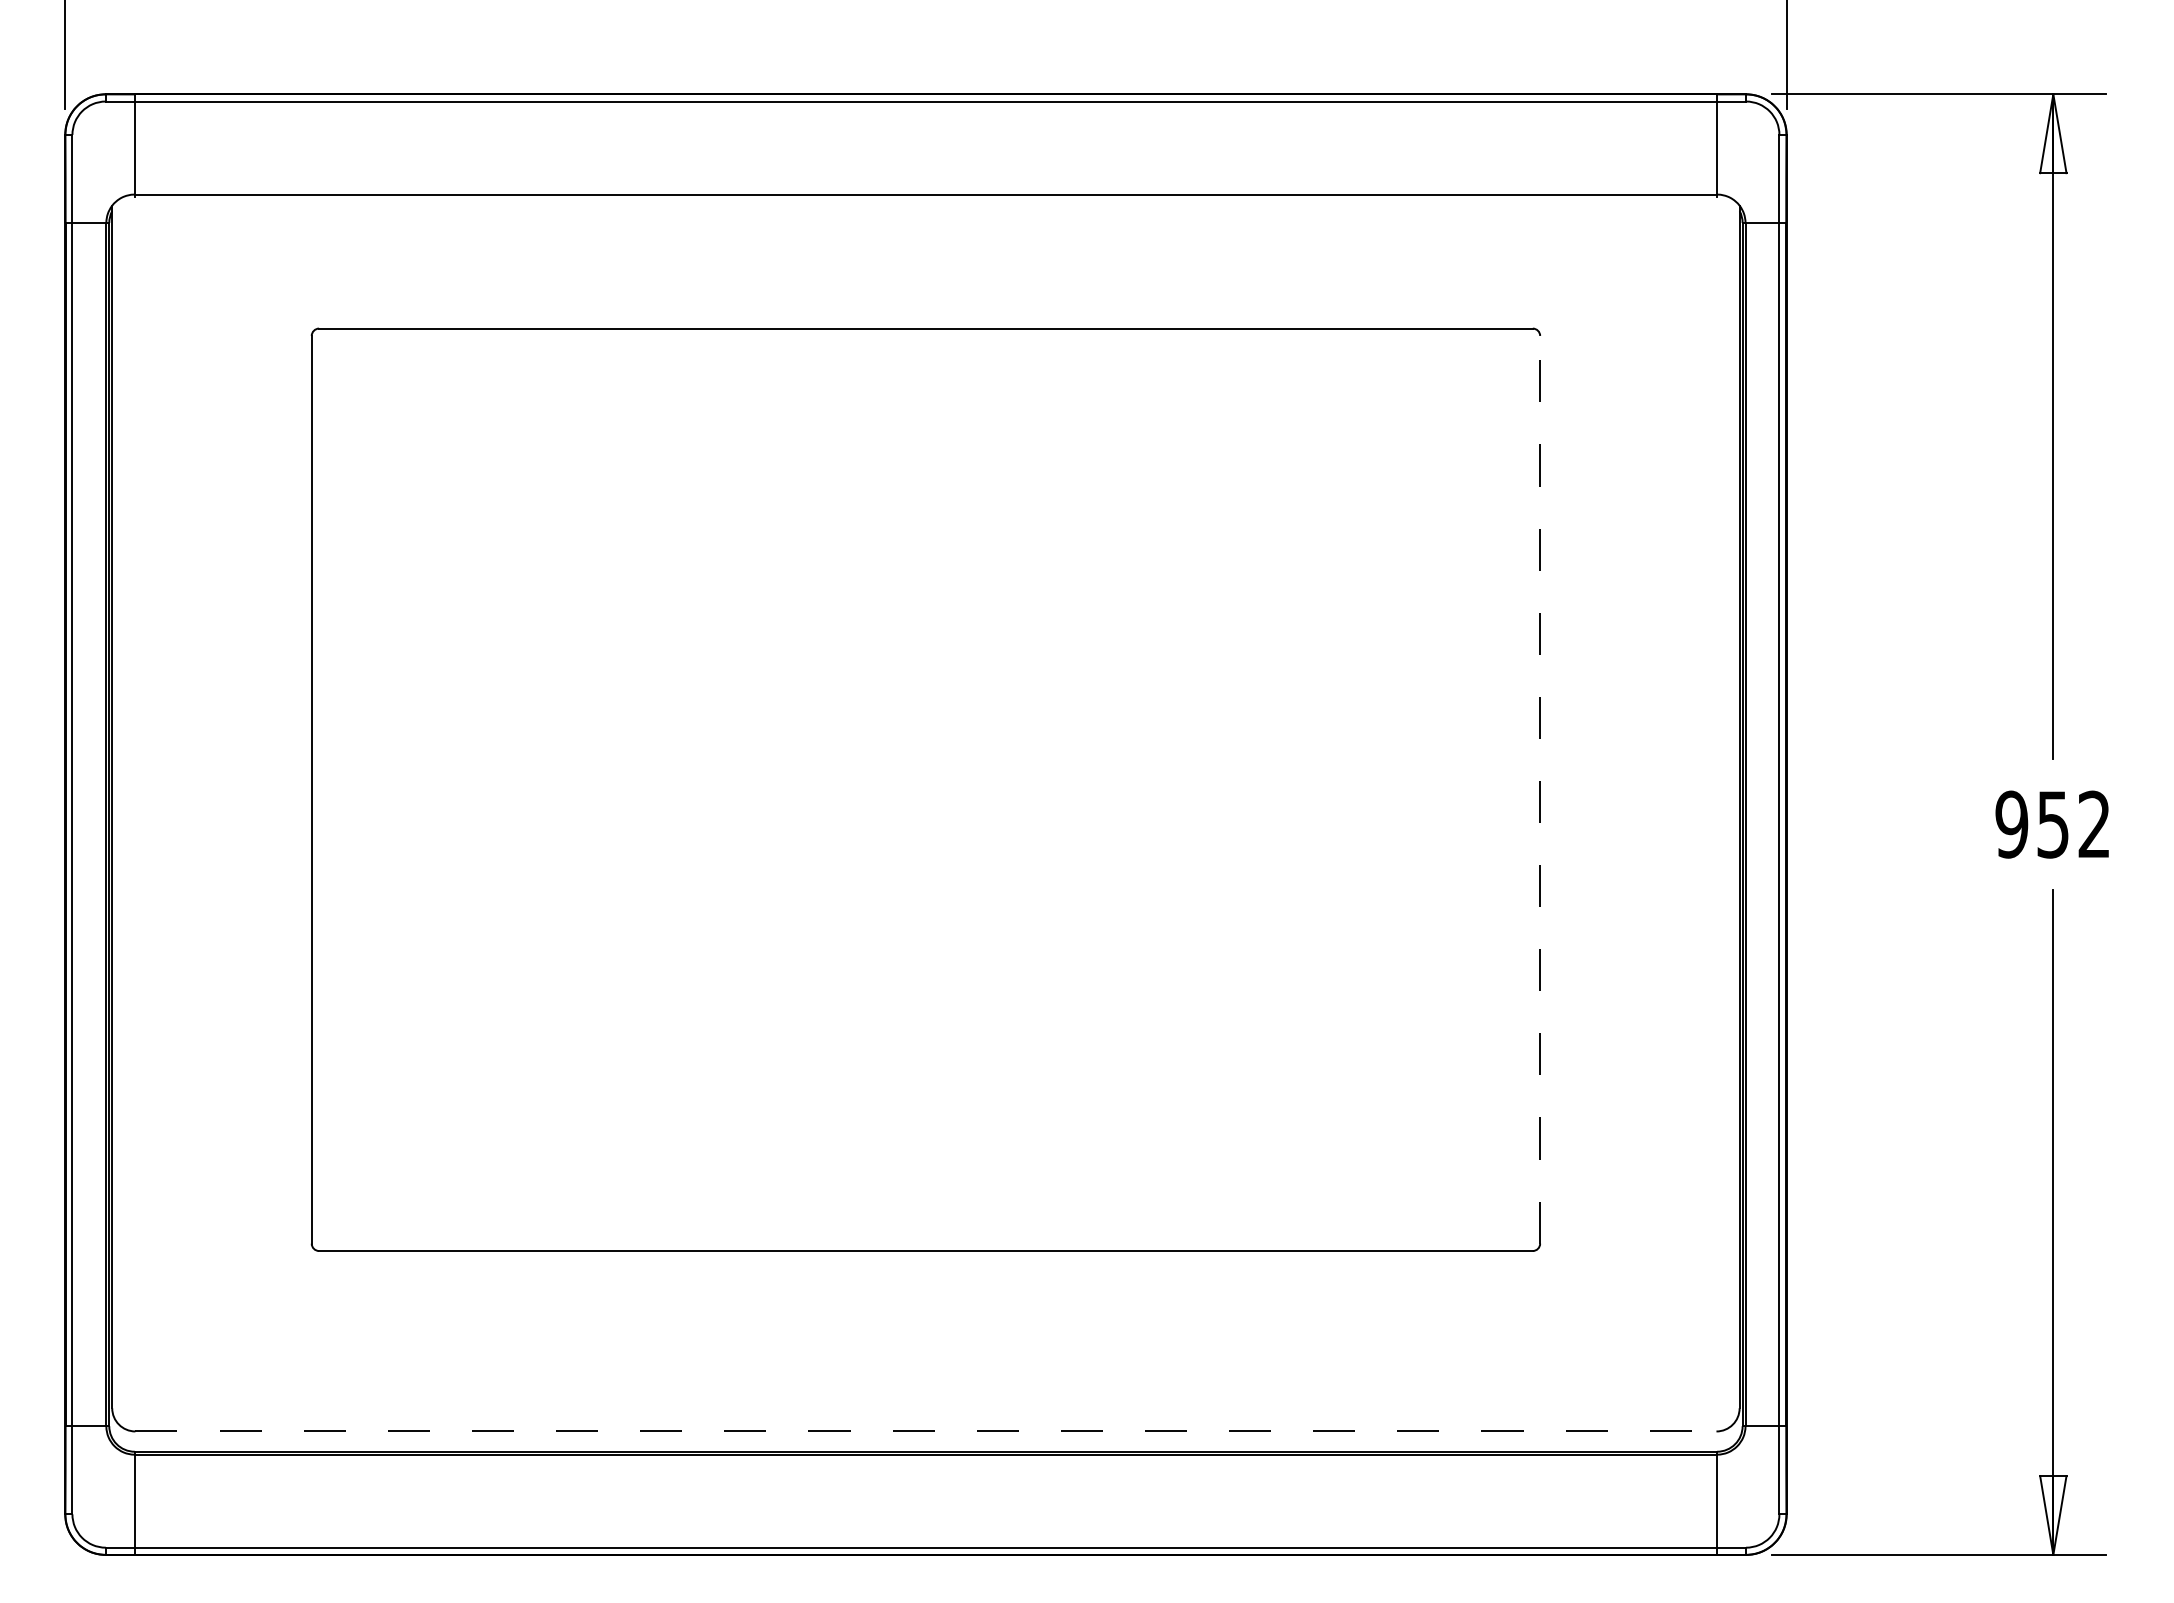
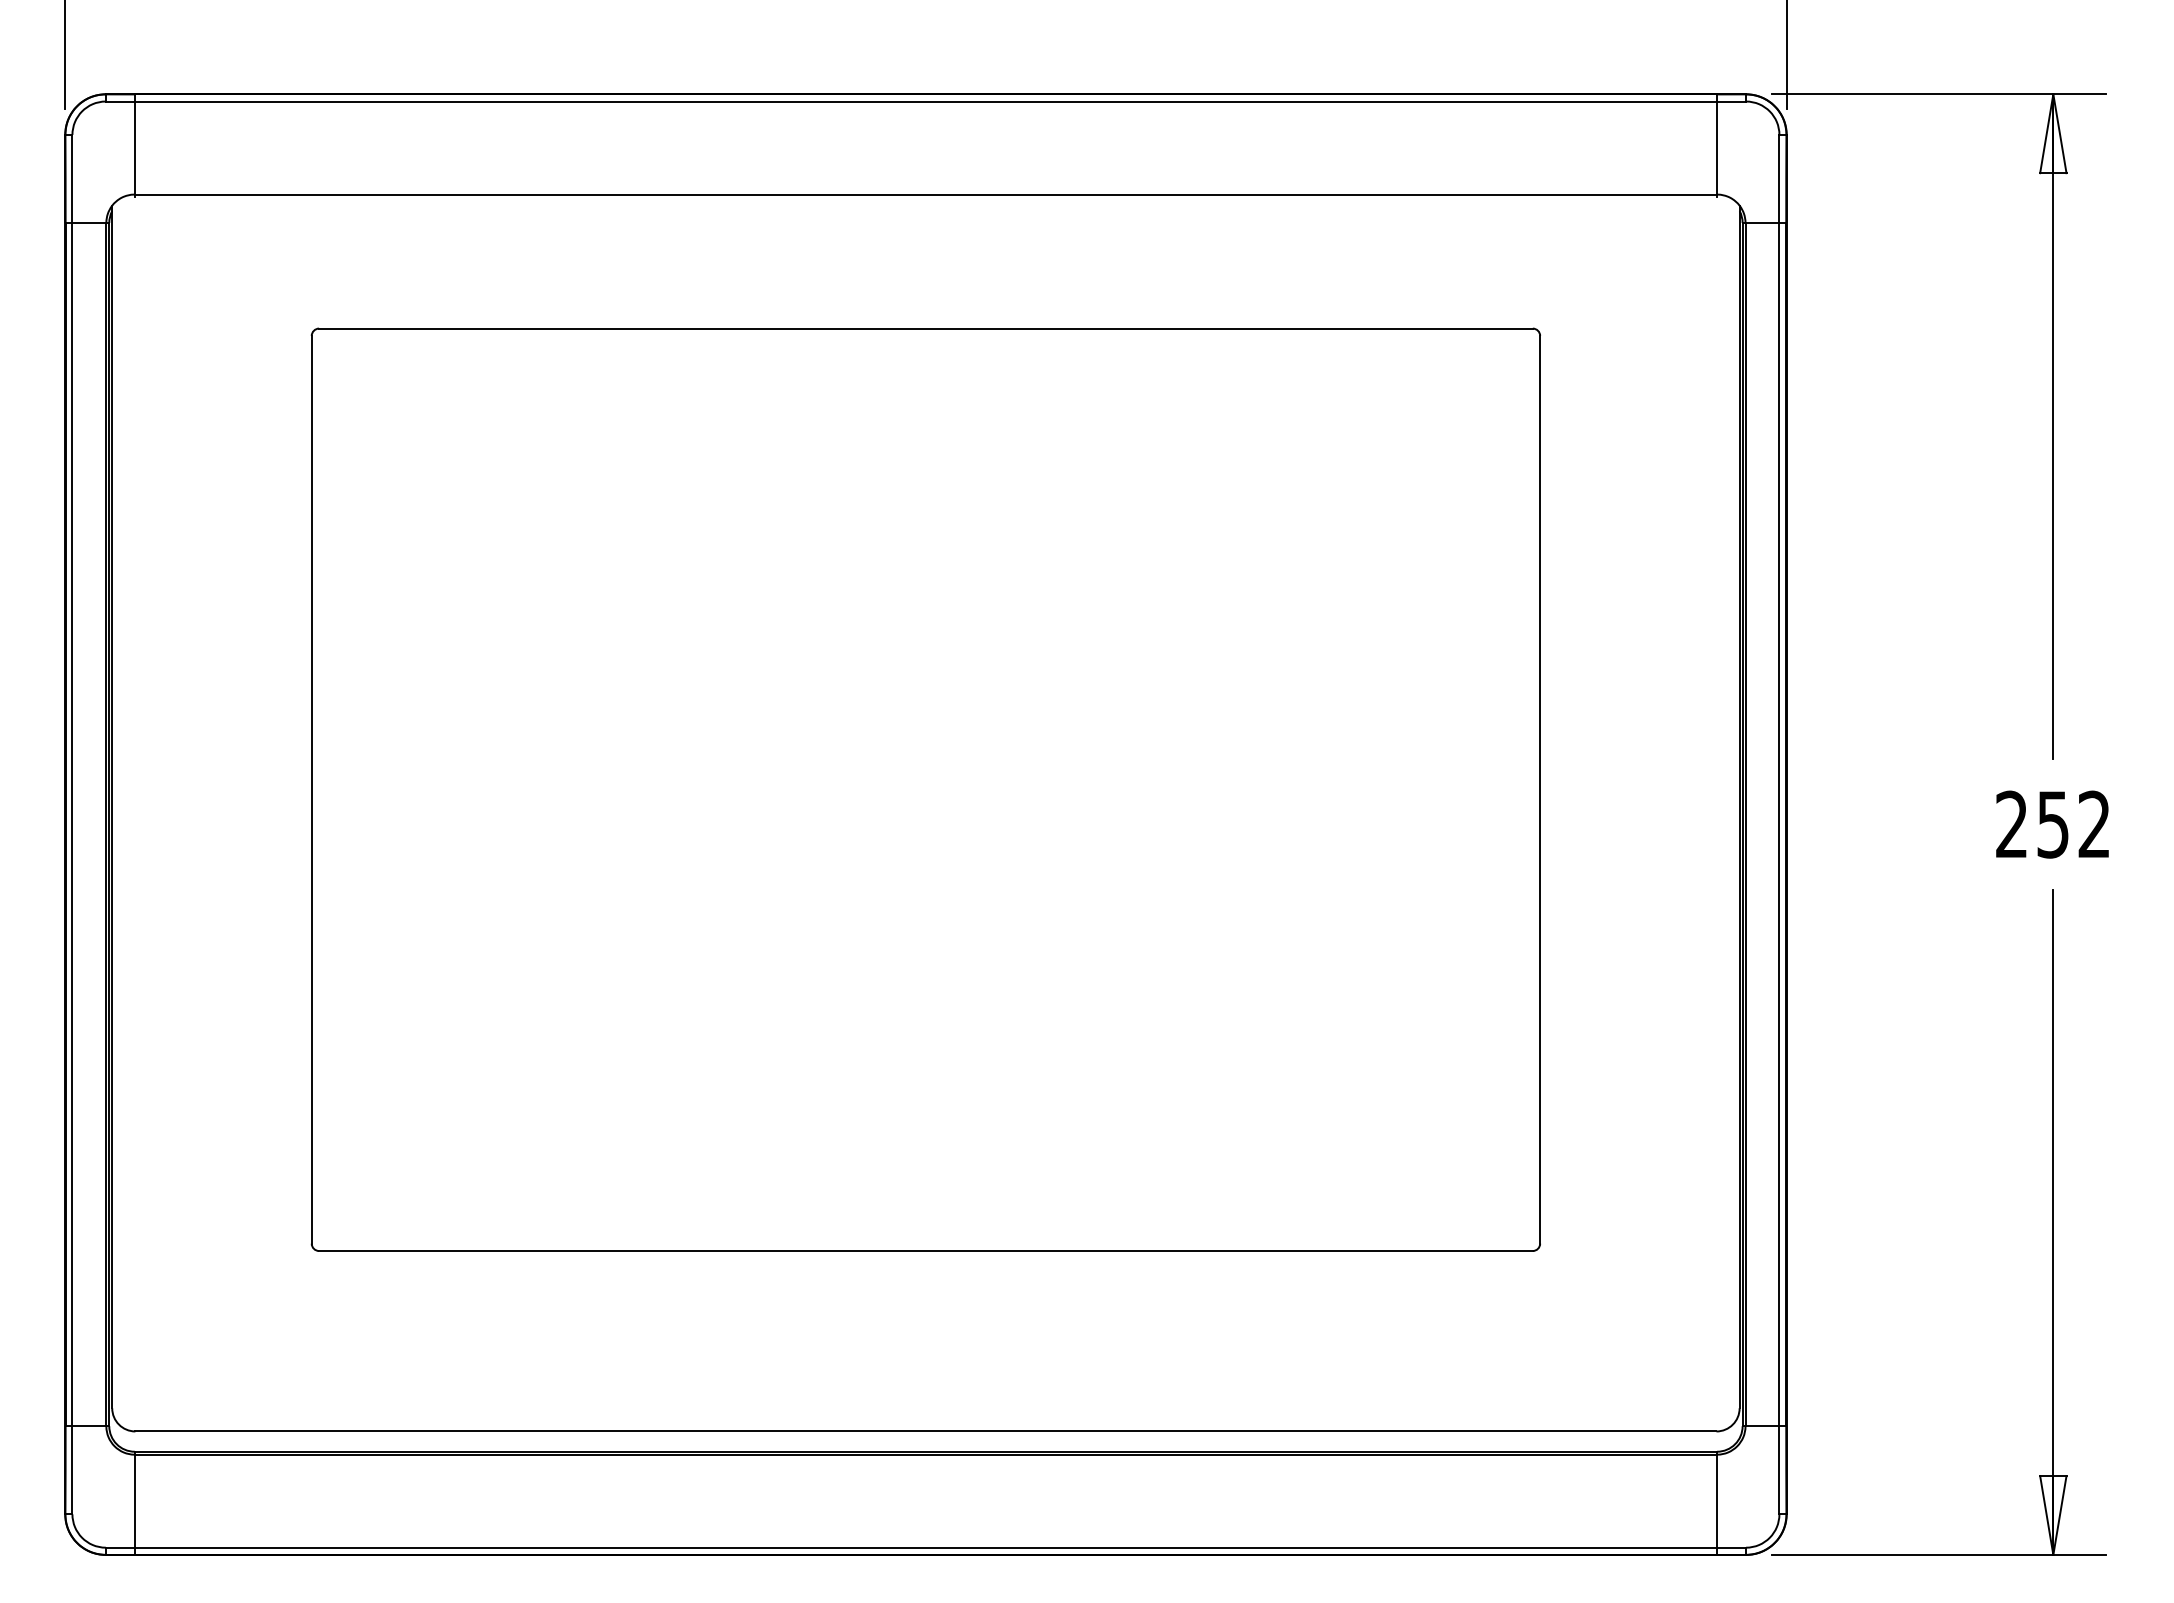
line: dashed -> solid (1540, 789)
text: 952 -> 252 (2011, 824)
line: dashed -> solid (925, 1431)
